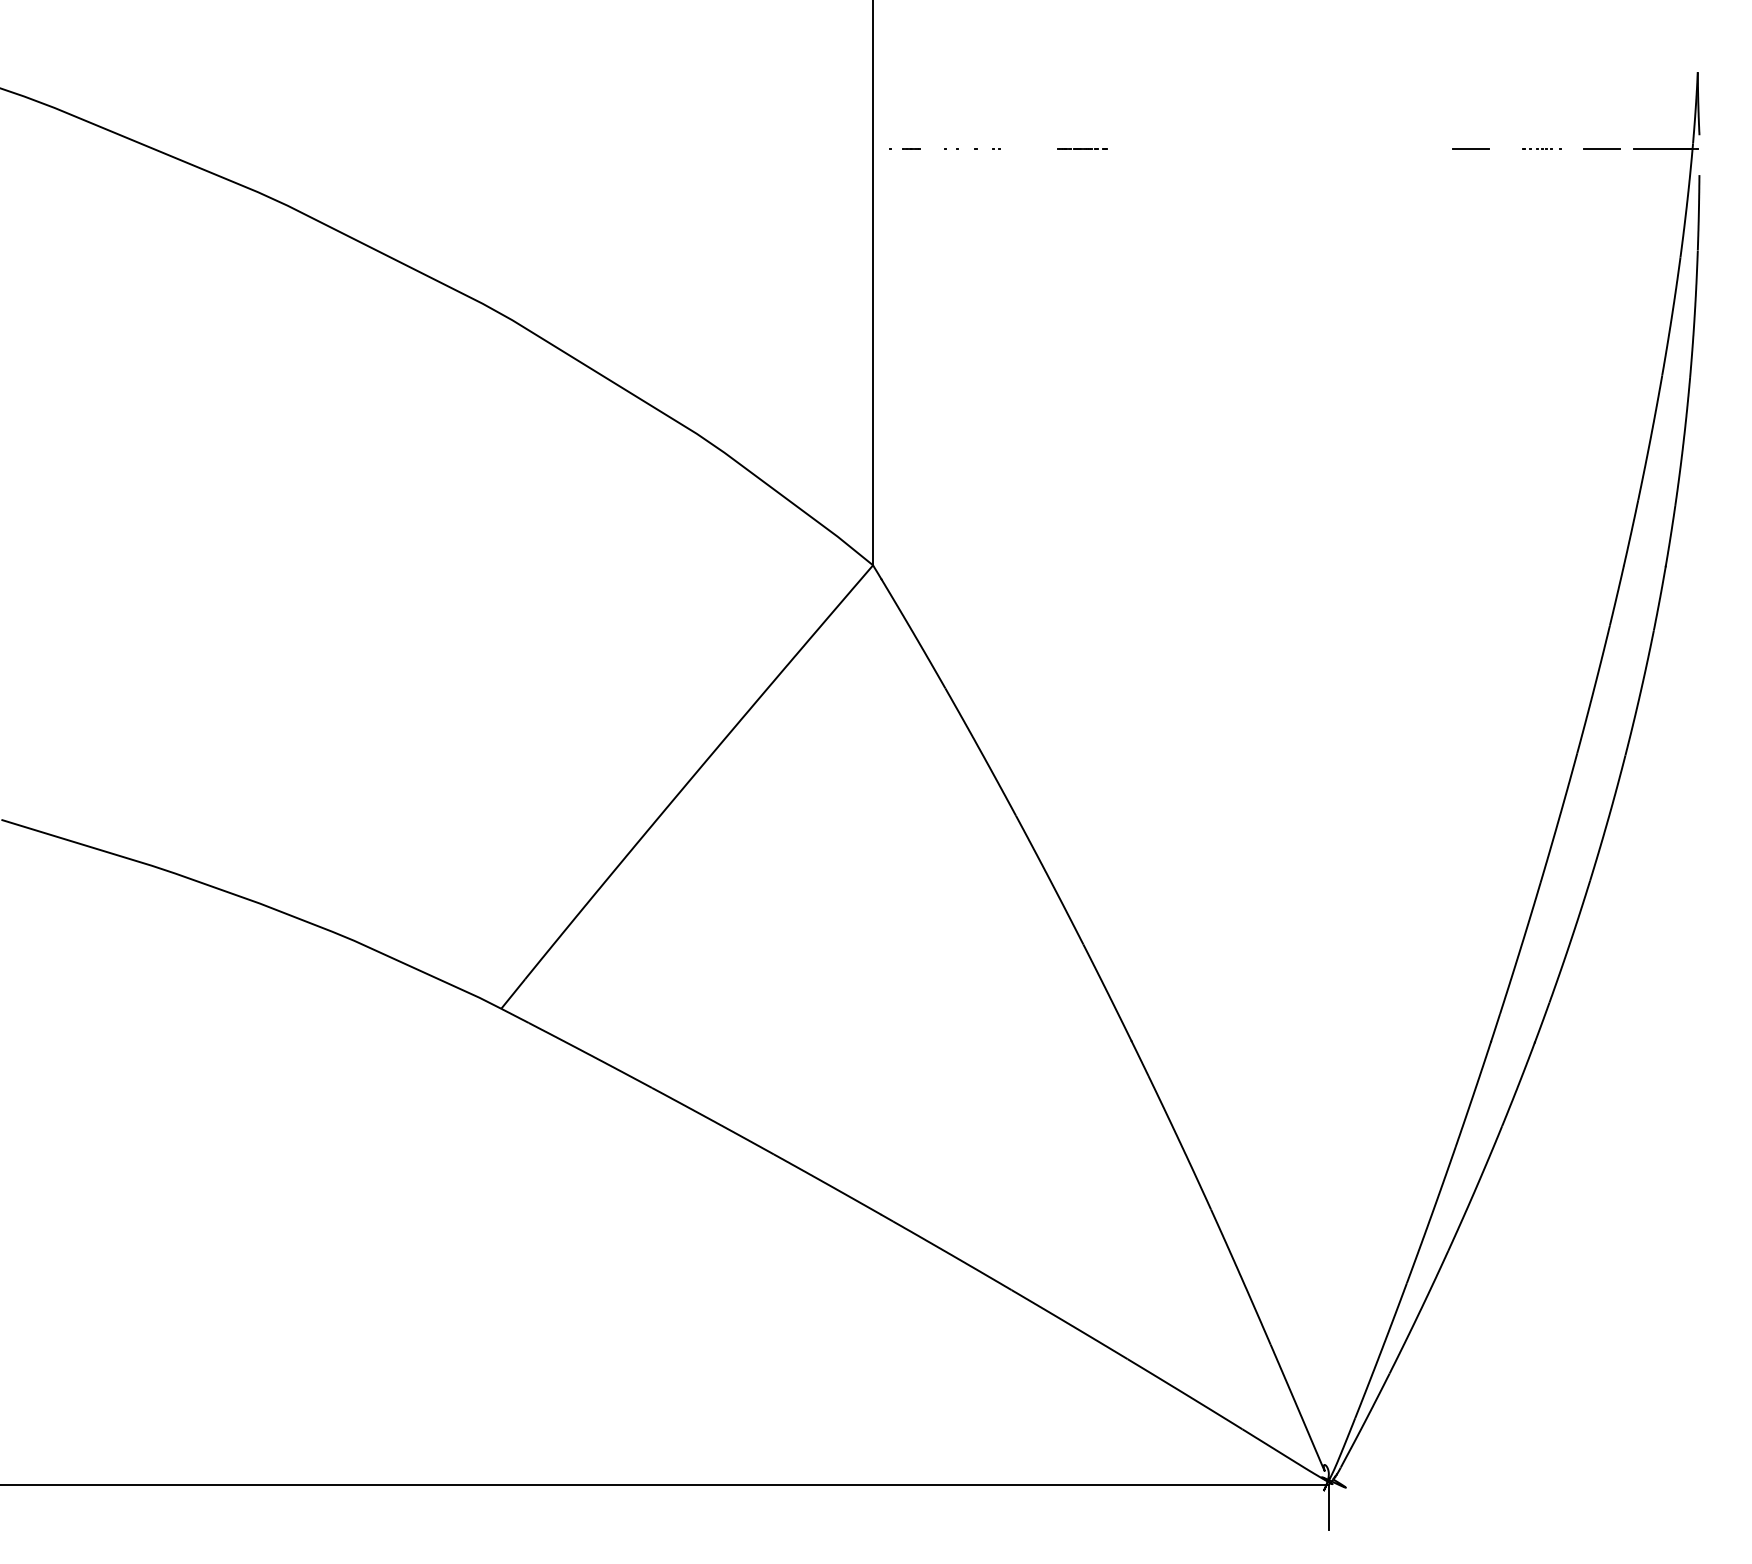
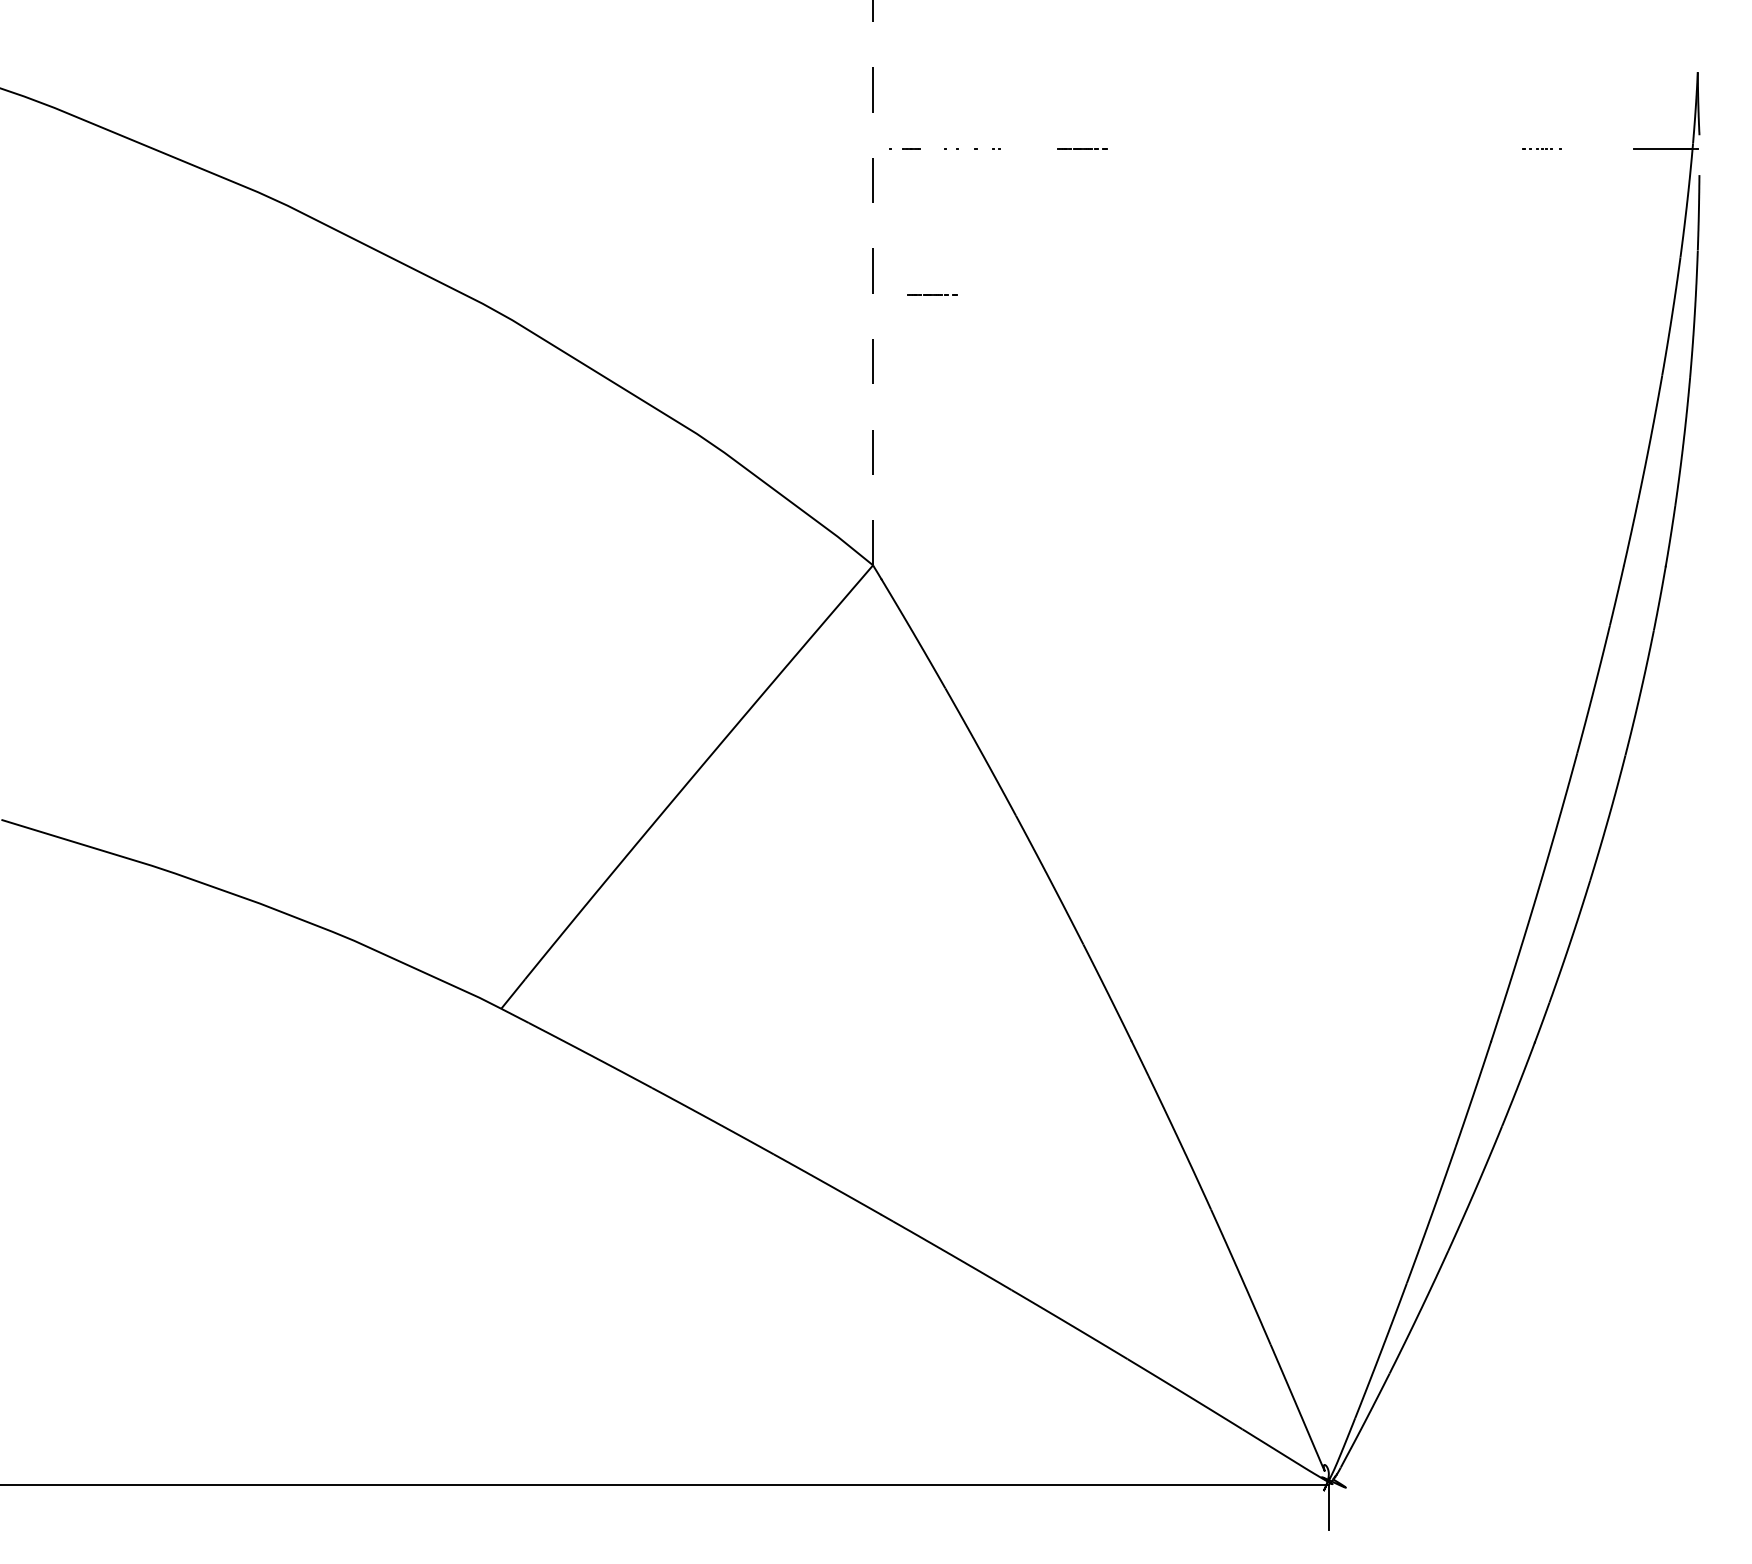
line: present -> none (1470, 149)
line: present -> none (1602, 149)
line: solid -> dashed (873, 282)
line: none -> present (932, 294)
